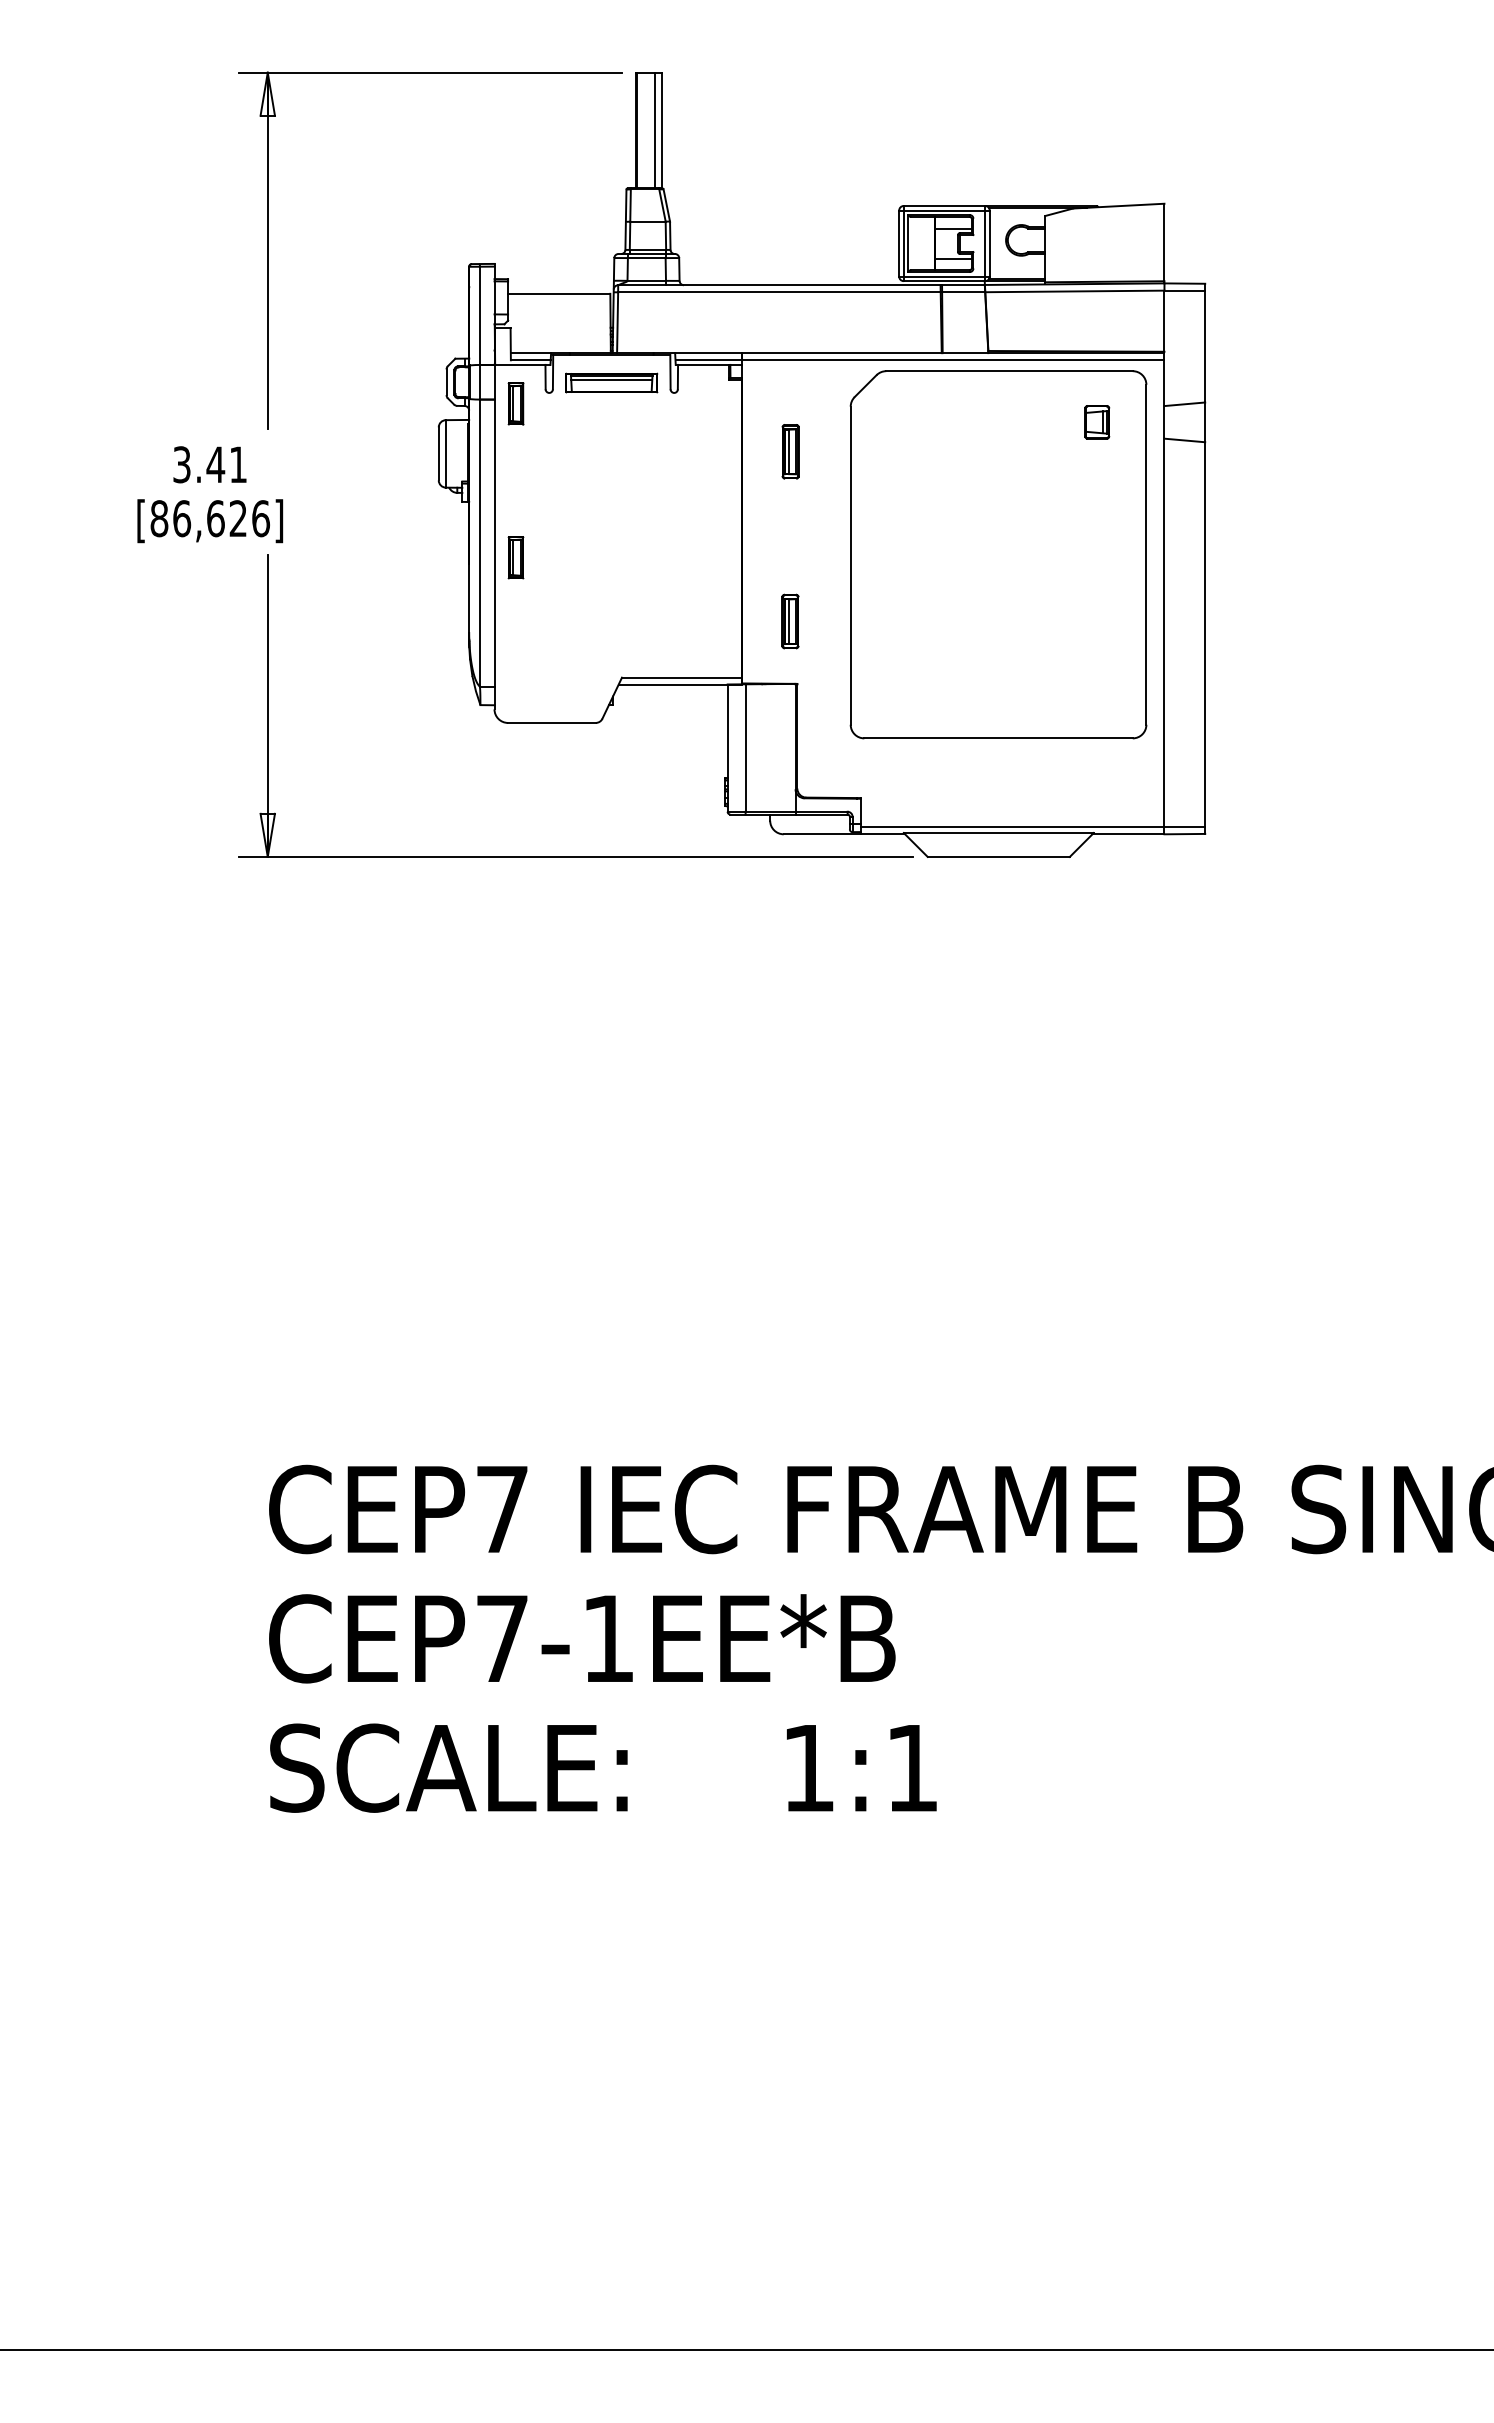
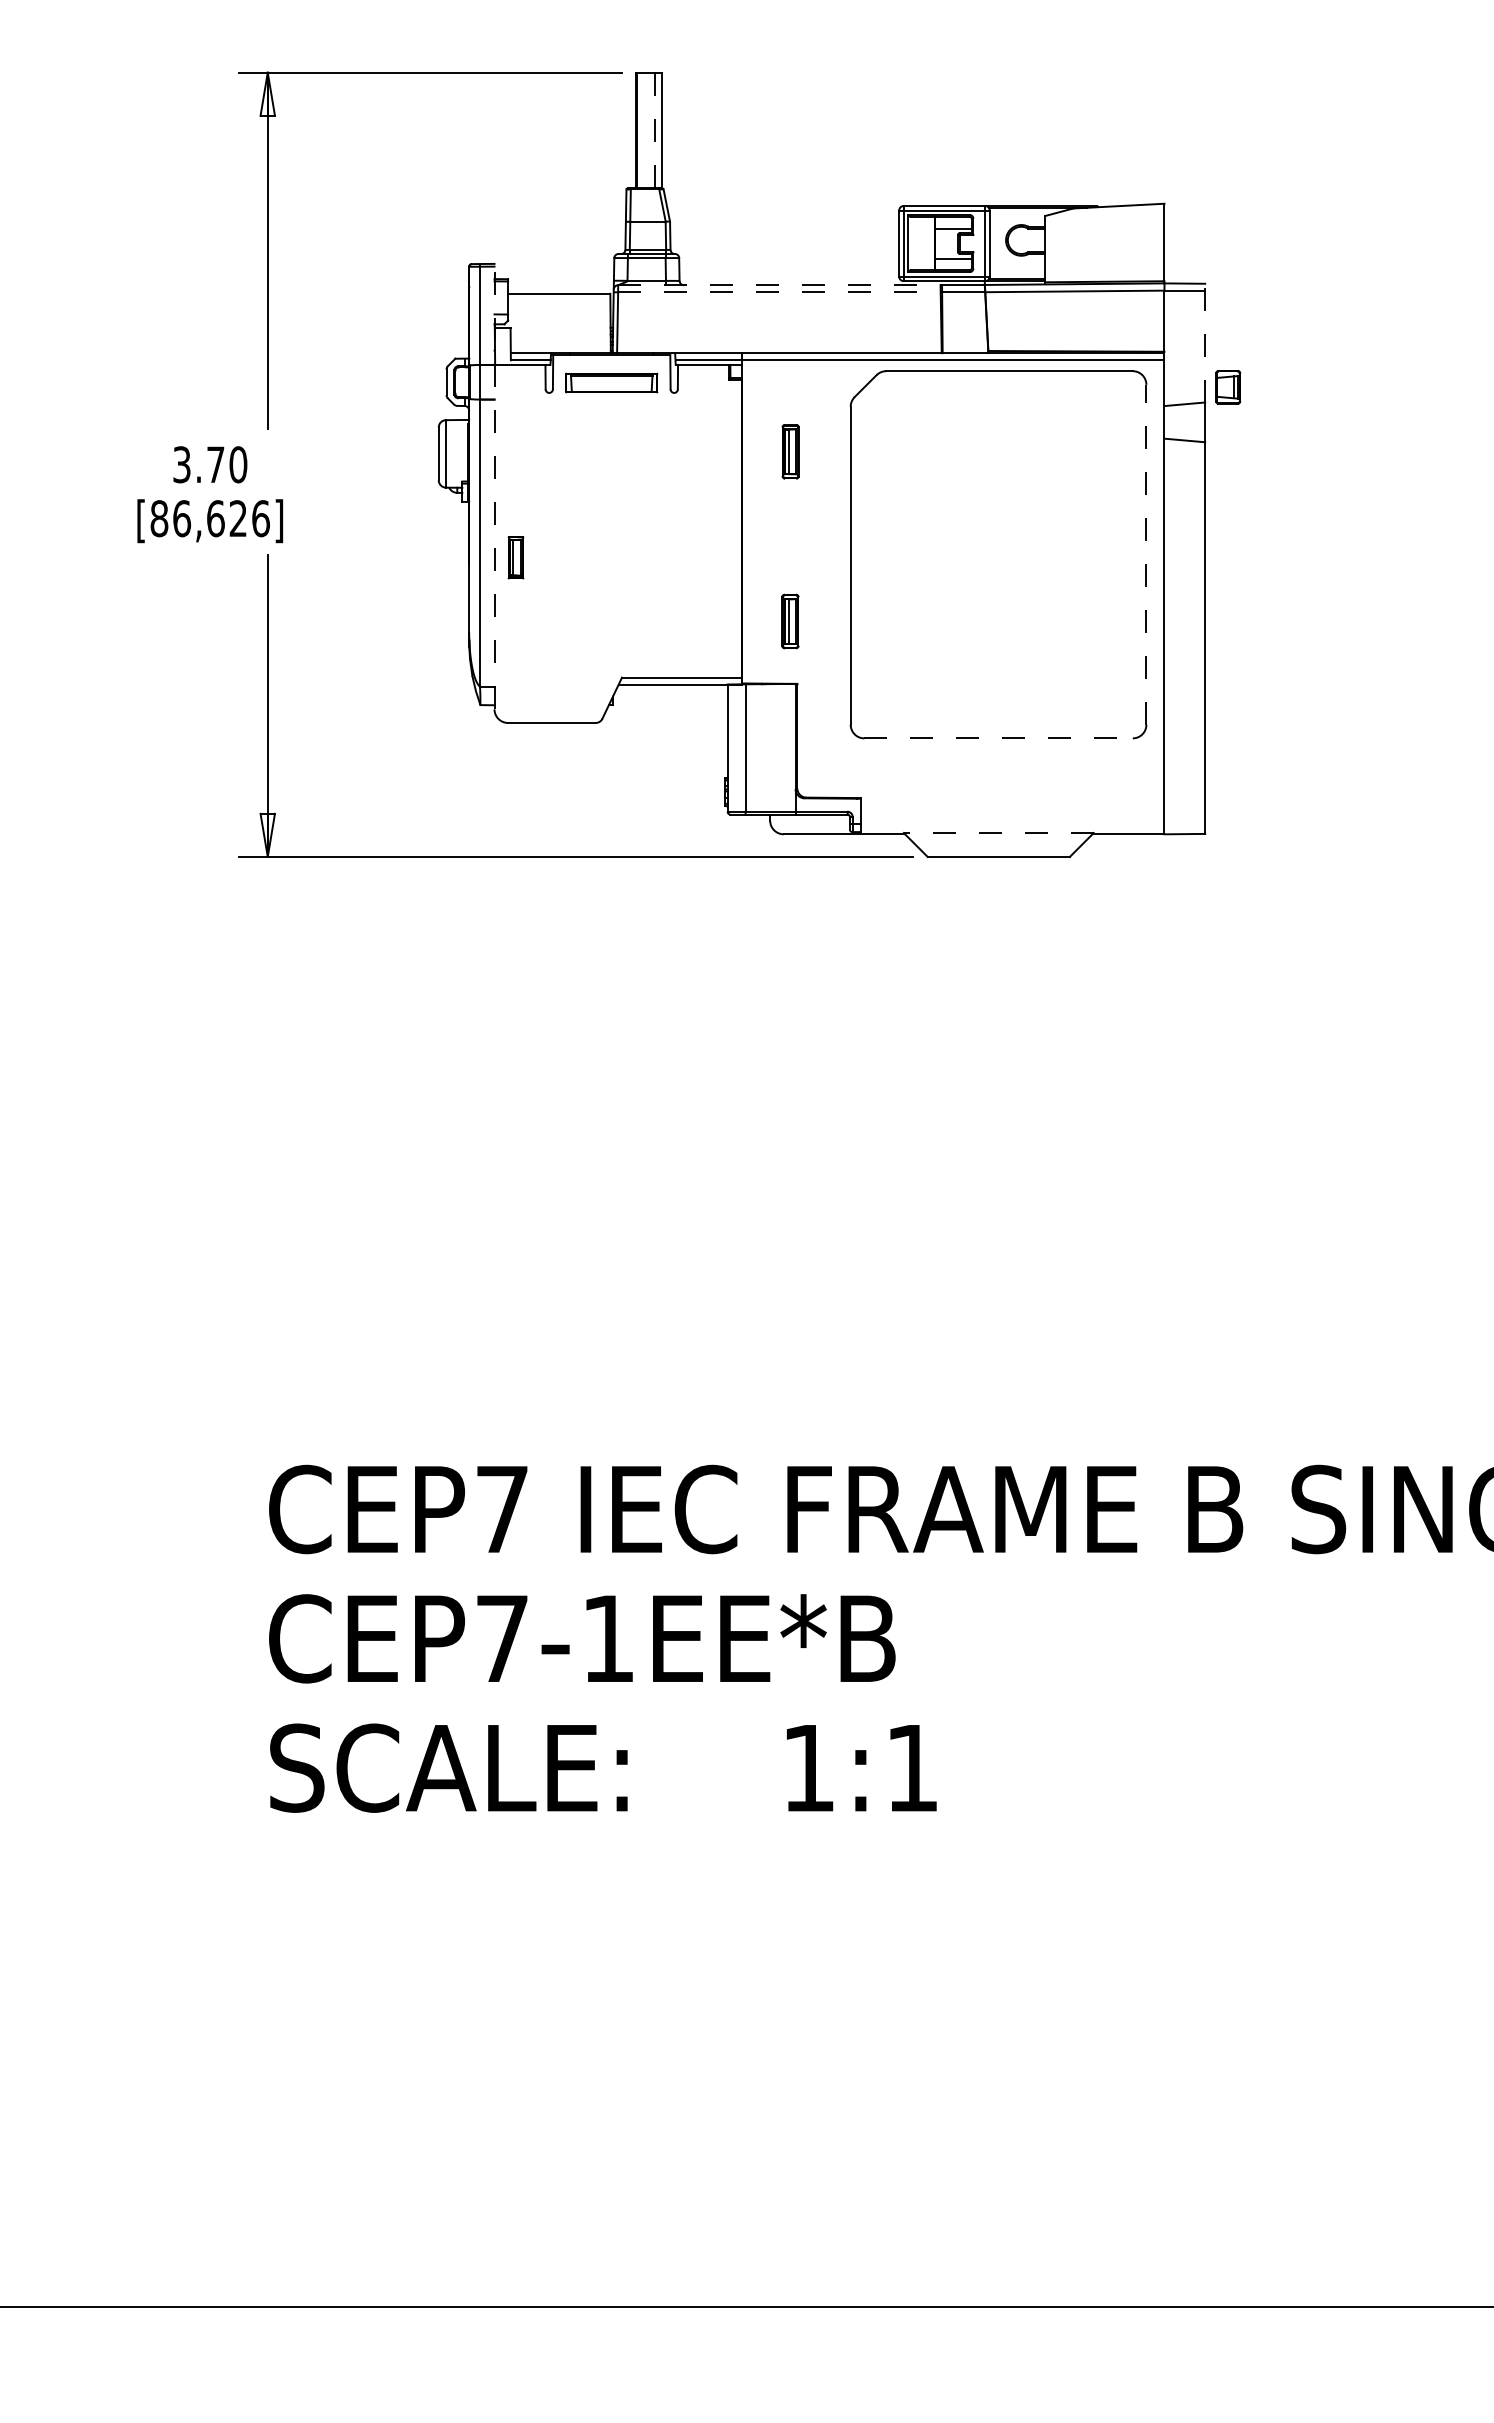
line: solid -> dashed (655, 130)
line: solid -> dashed (779, 285)
line: solid -> dashed (779, 292)
line: solid -> dashed (1205, 342)
line: present -> none (611, 380)
part: present -> none (515, 403)
part position: (1097, 422) -> (1228, 387) (1228, 387)
text: 3.41 -> 3.70 (226, 464)
line: solid -> dashed (494, 486)
line: solid -> dashed (1146, 554)
line: solid -> dashed (999, 738)
line: present -> none (1032, 827)
line: solid -> dashed (998, 833)
line position: (746, 2350) -> (746, 2307) (746, 2307)
